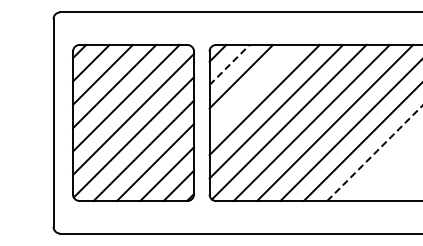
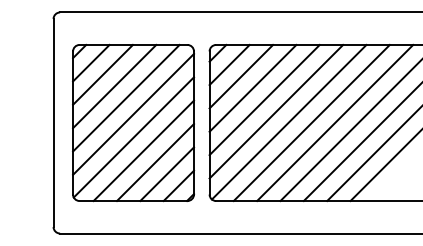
line: dashed -> solid (230, 64)
line: none -> present (252, 87)
line: dashed -> solid (375, 153)
line: none -> present (384, 166)
